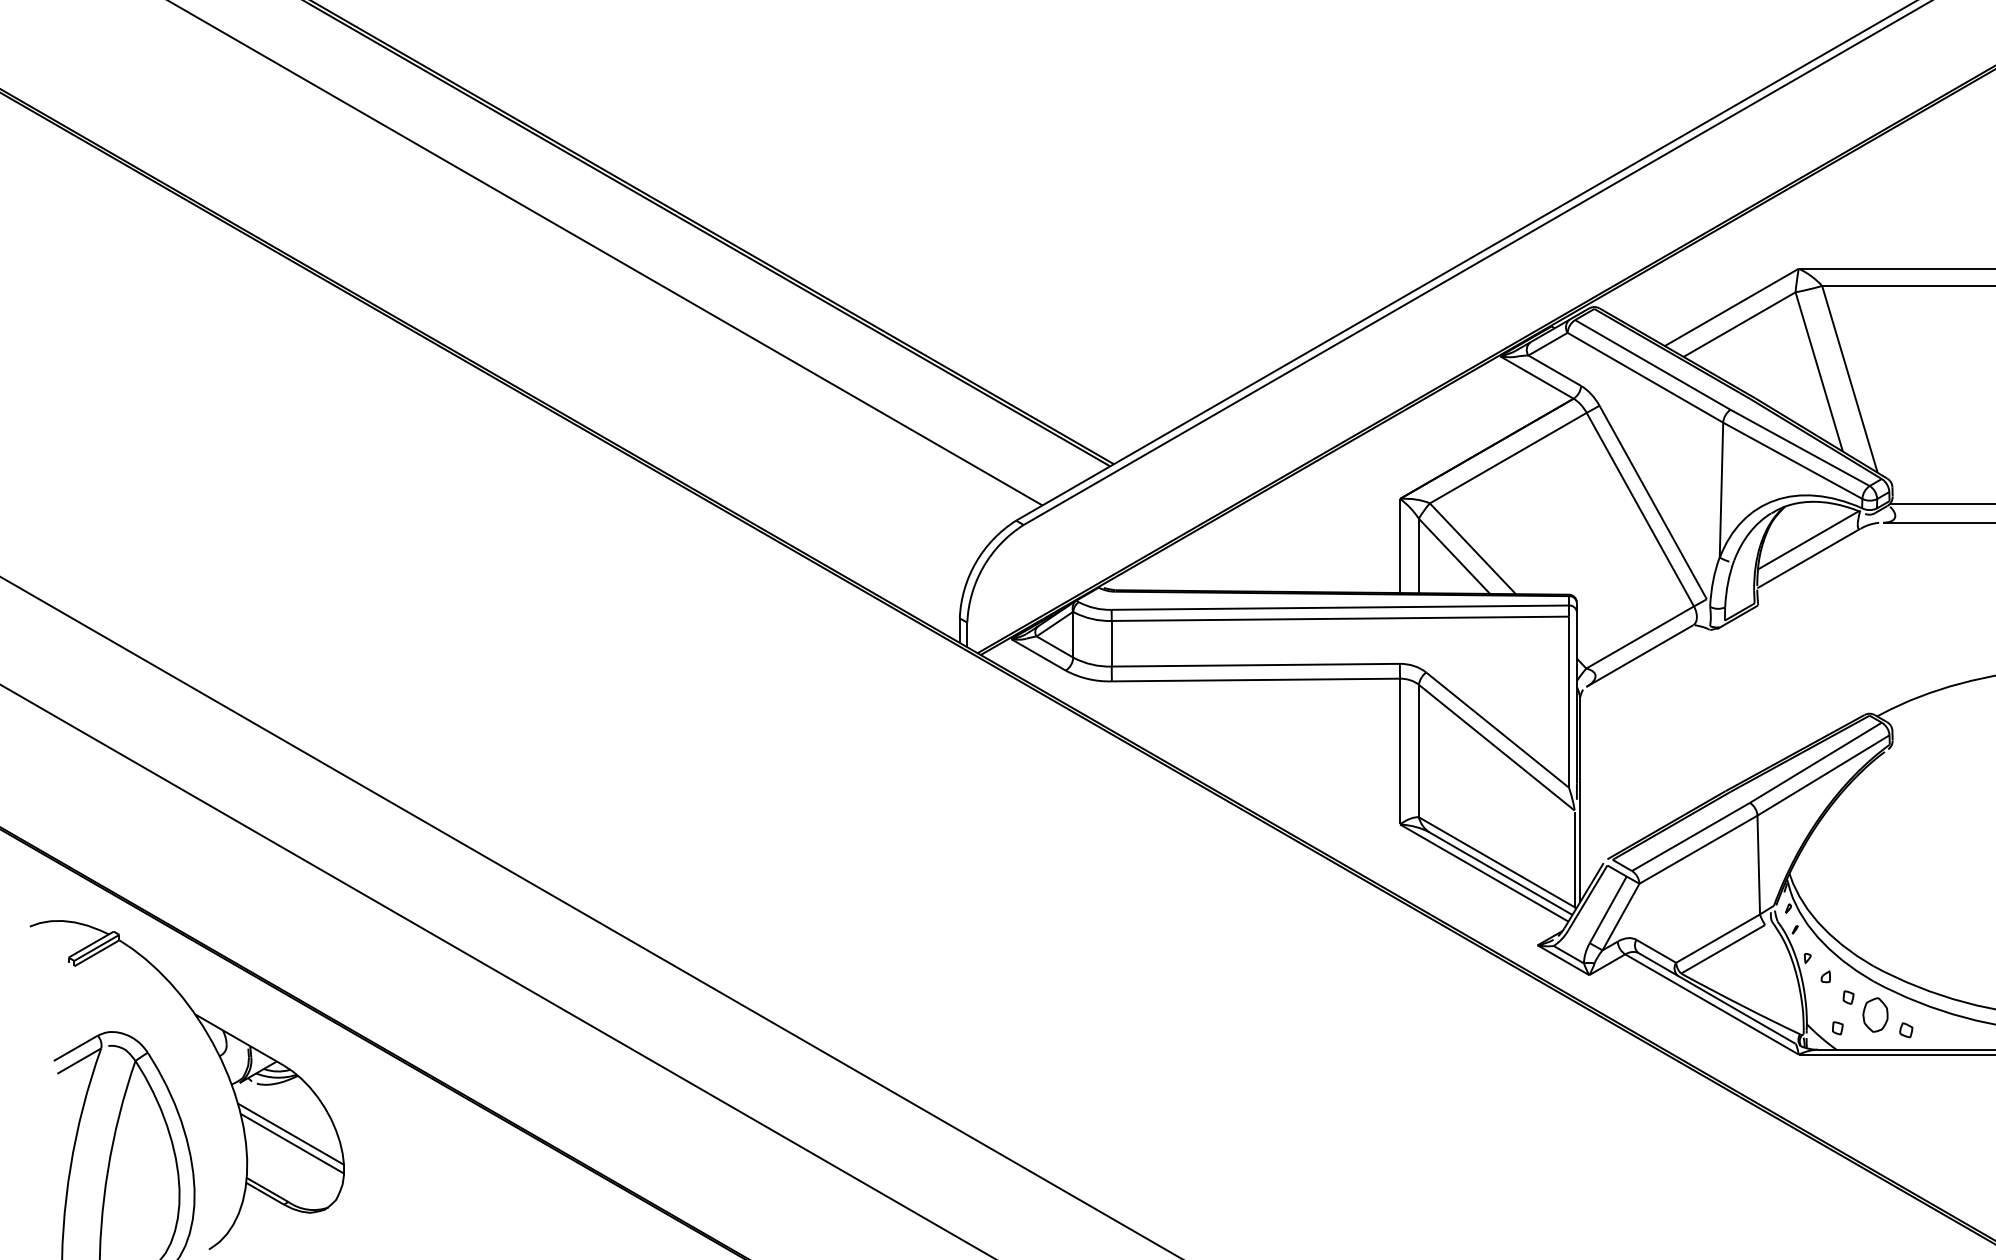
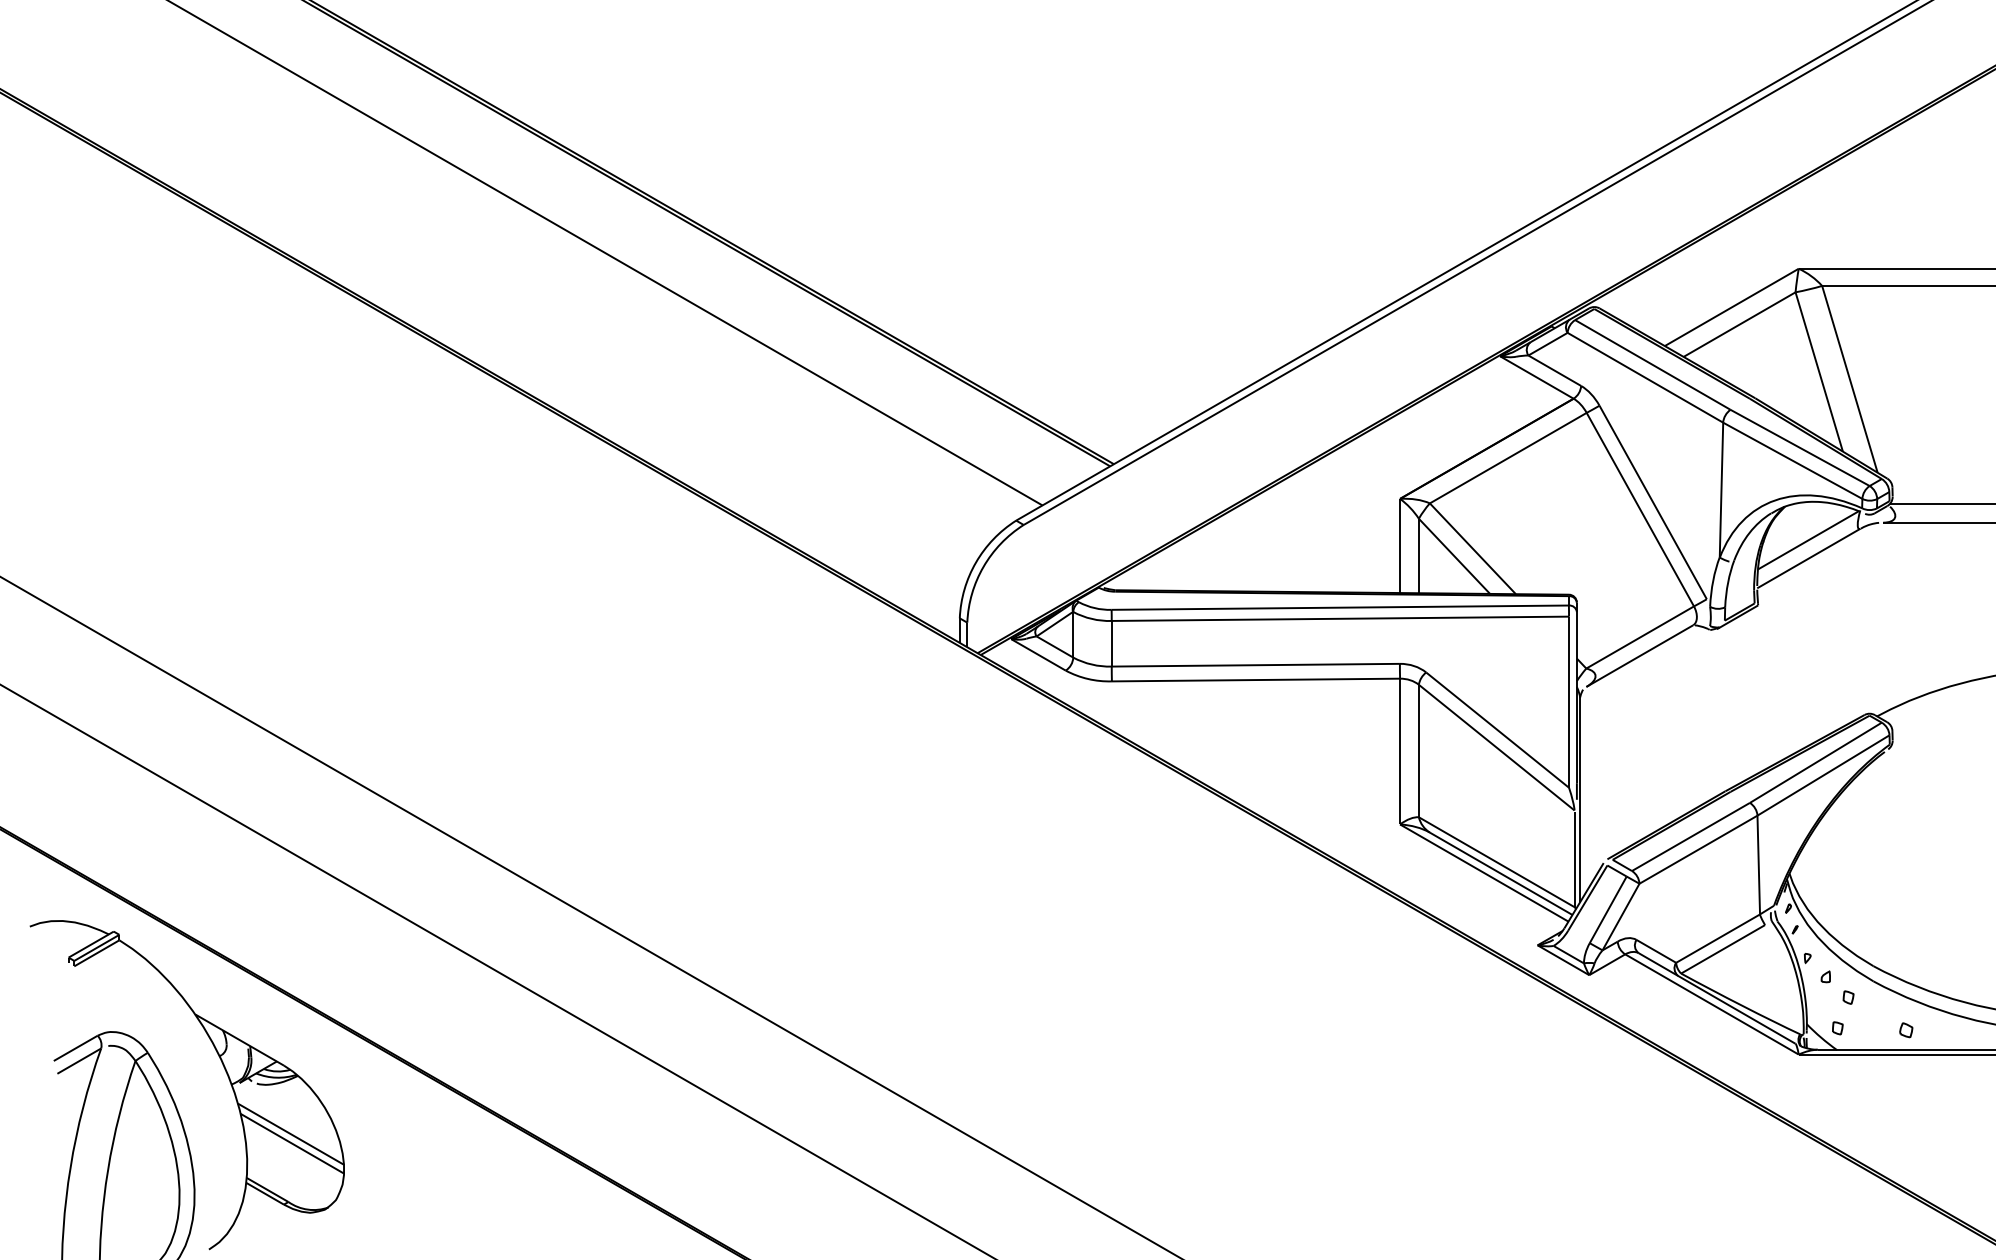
part: present -> none (1875, 1014)
